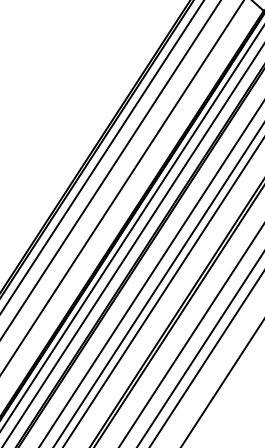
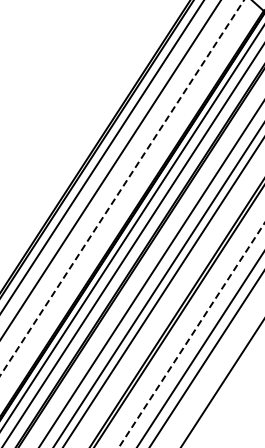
line: solid -> dashed (121, 188)
line: solid -> dashed (191, 335)
